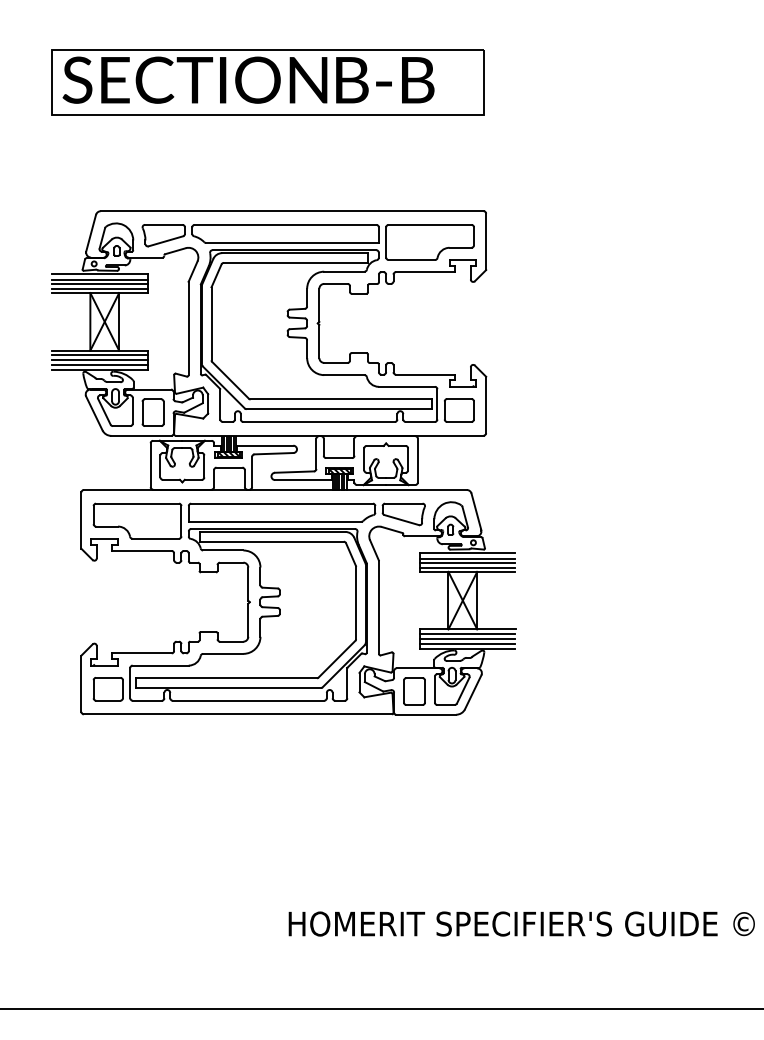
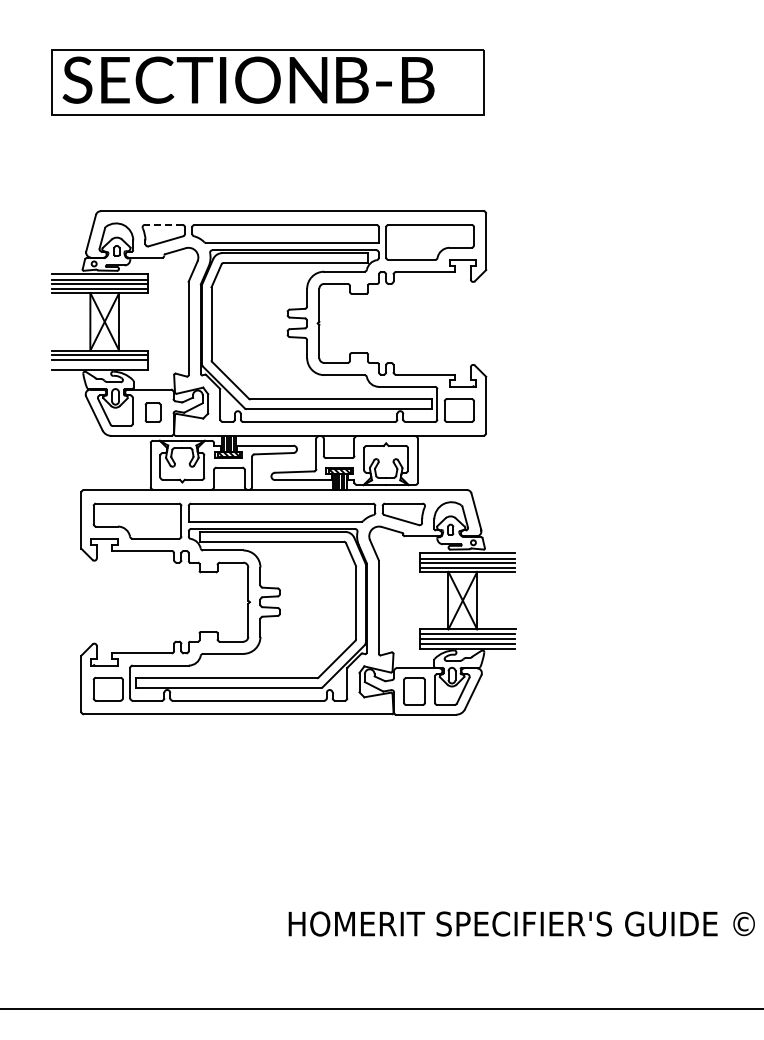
line: solid -> dashed (163, 224)
line: present -> none (100, 365)
part size: 24x29 px -> 18x21 px (152, 412)
